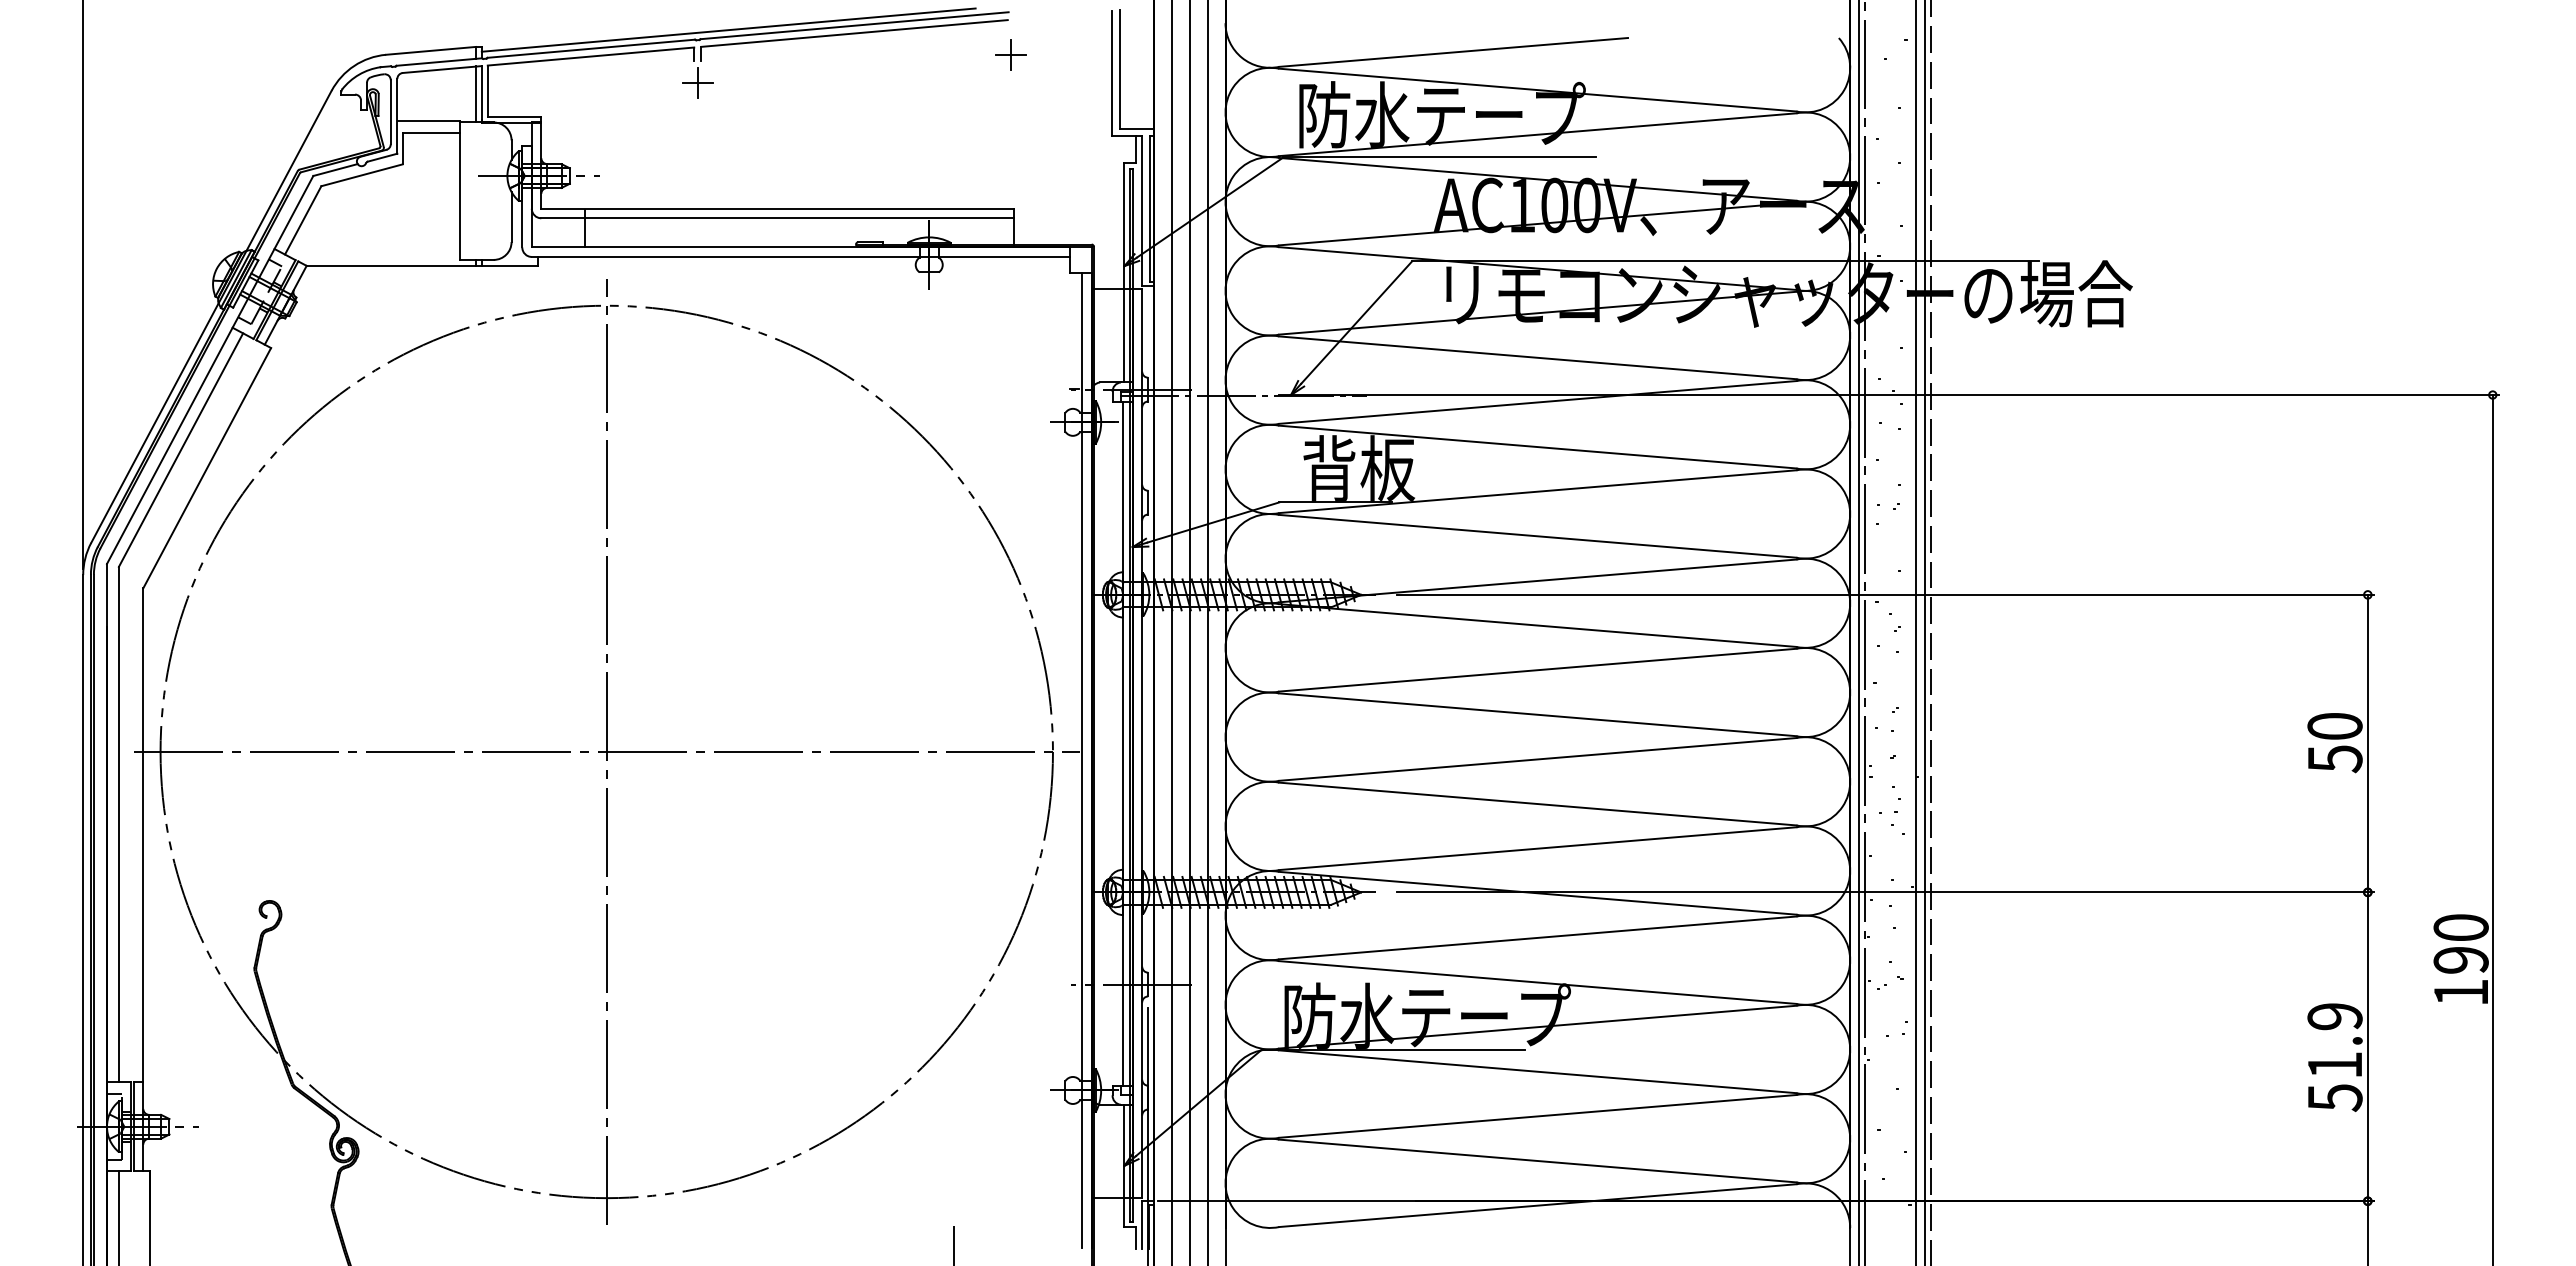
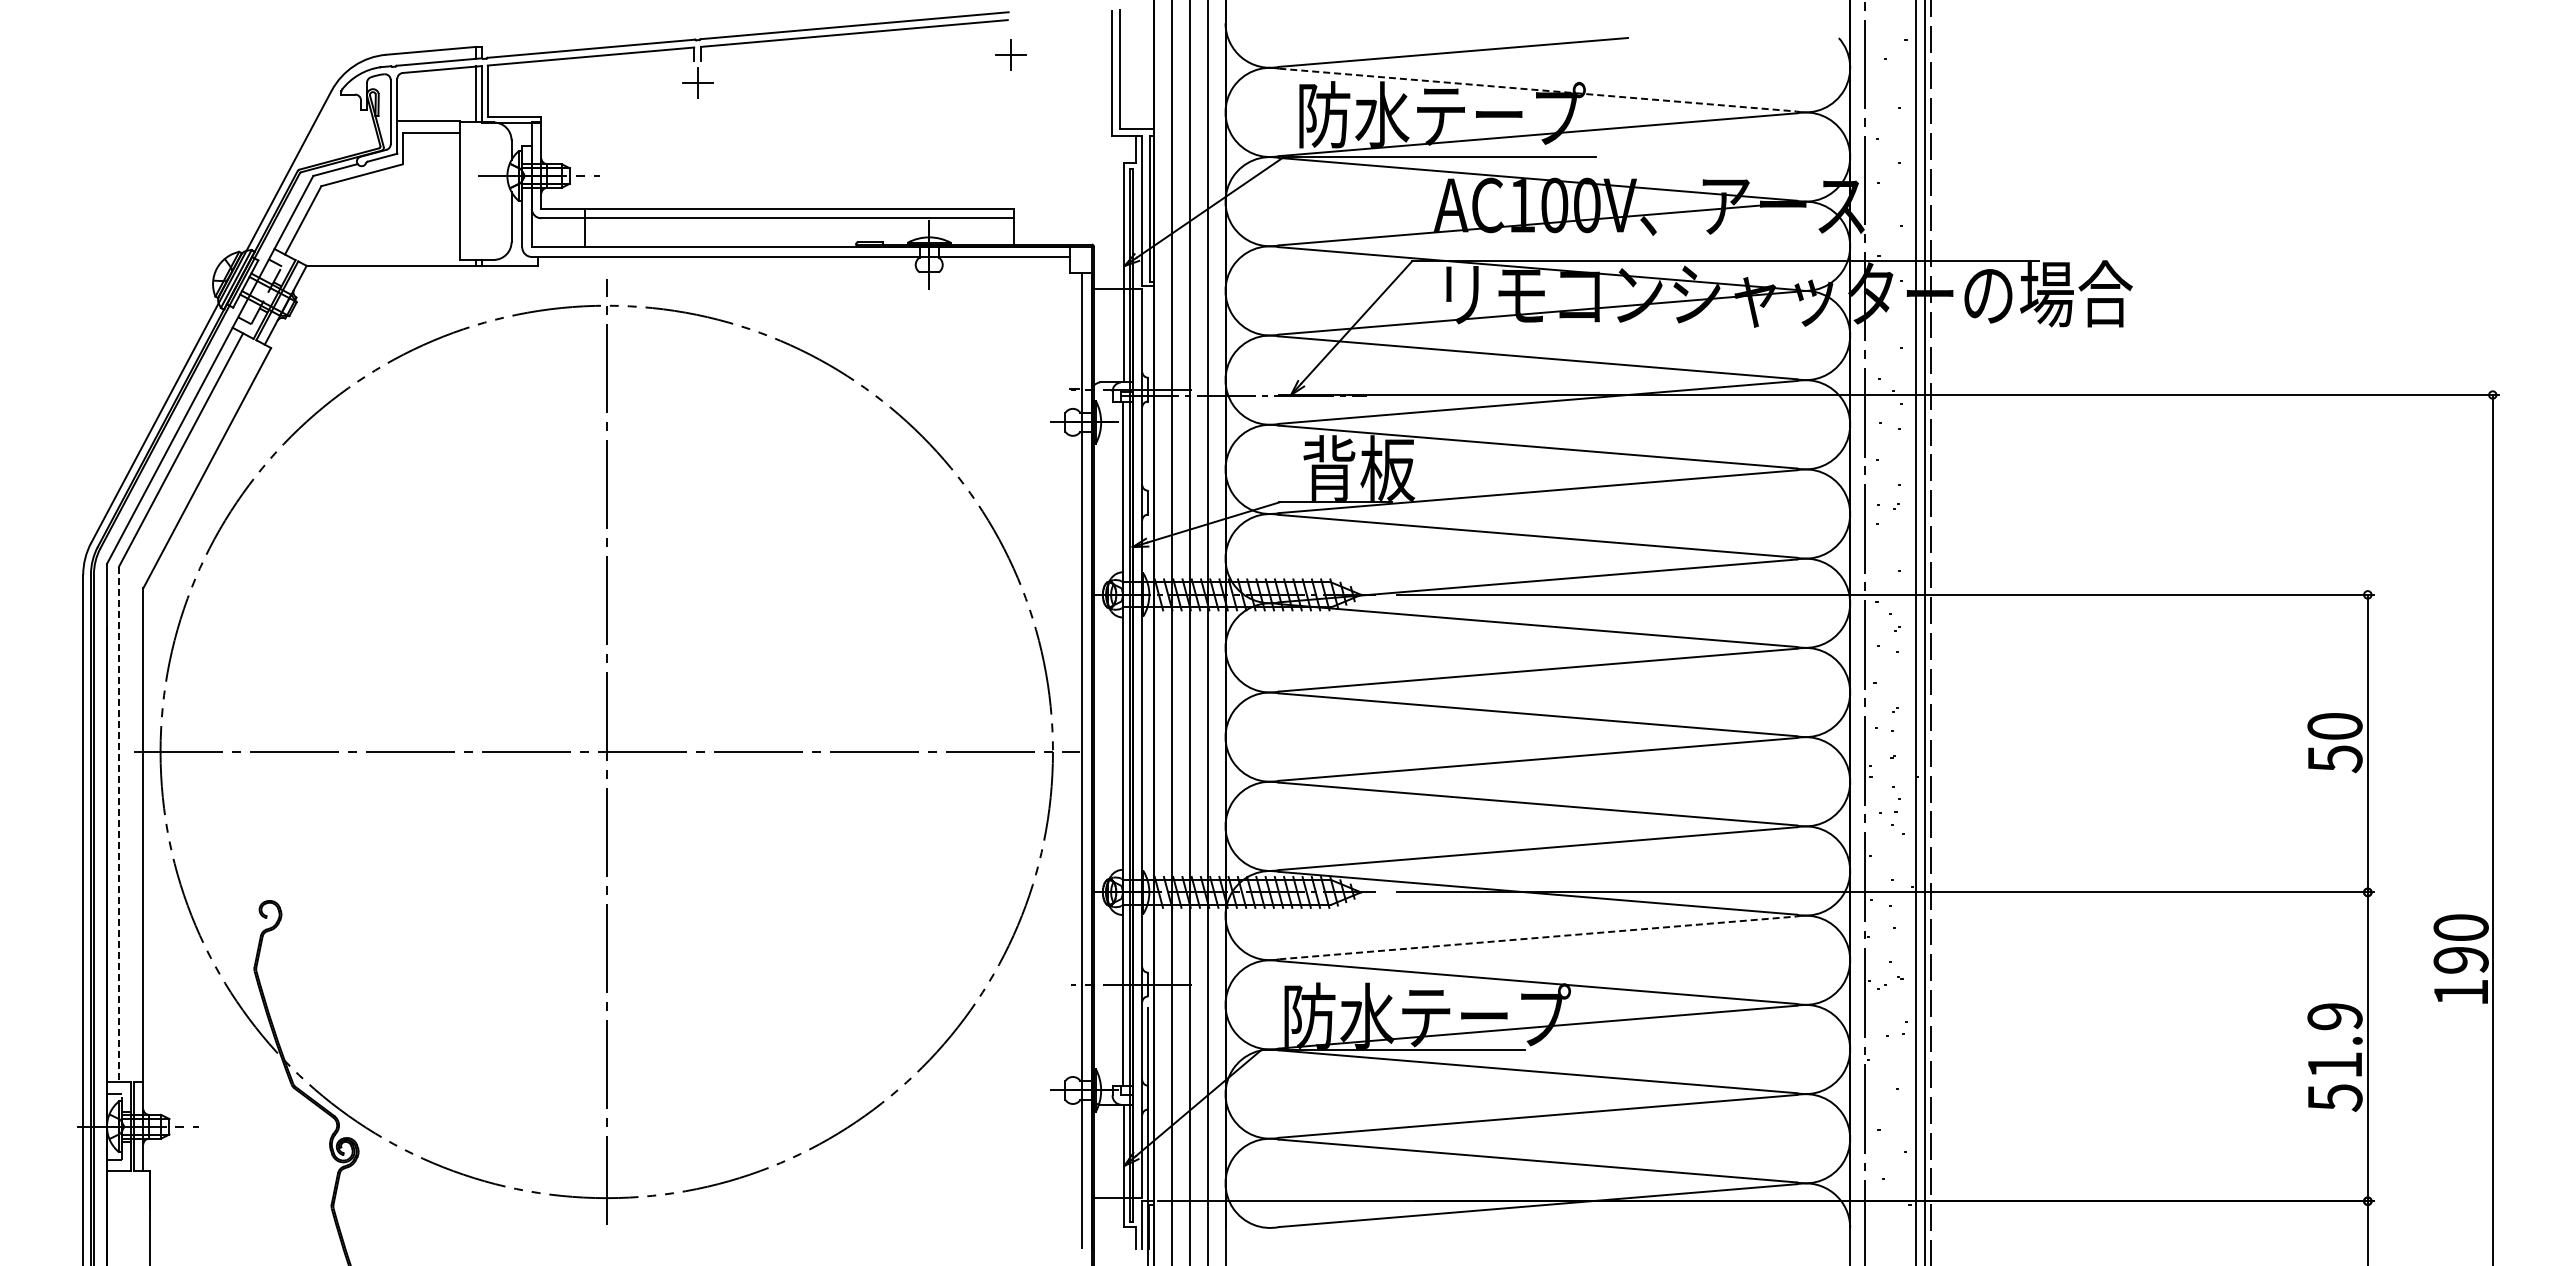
line: present -> none (728, 29)
line: solid -> dashed (1538, 90)
line: present -> none (83, 285)
line: present -> none (1859, 632)
line: solid -> dashed (118, 824)
line: solid -> dashed (1538, 937)
line: present -> none (118, 1216)
line: present -> none (954, 1244)
